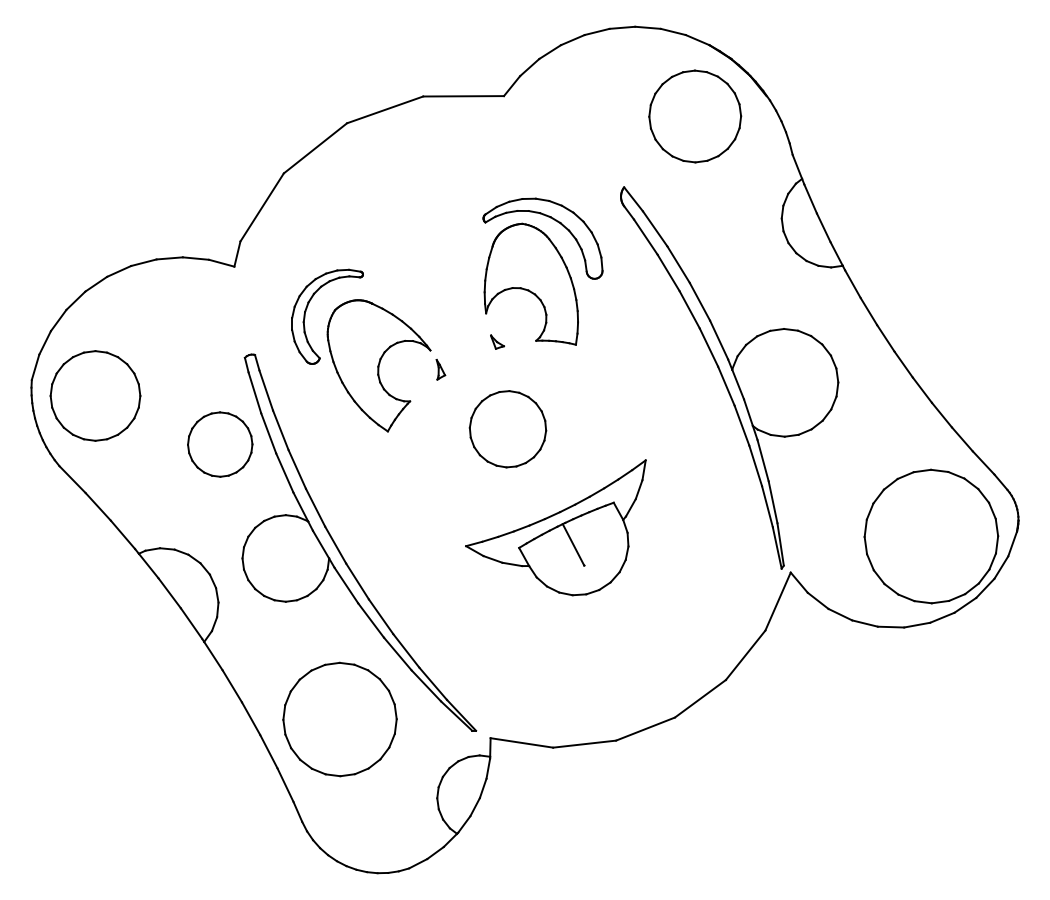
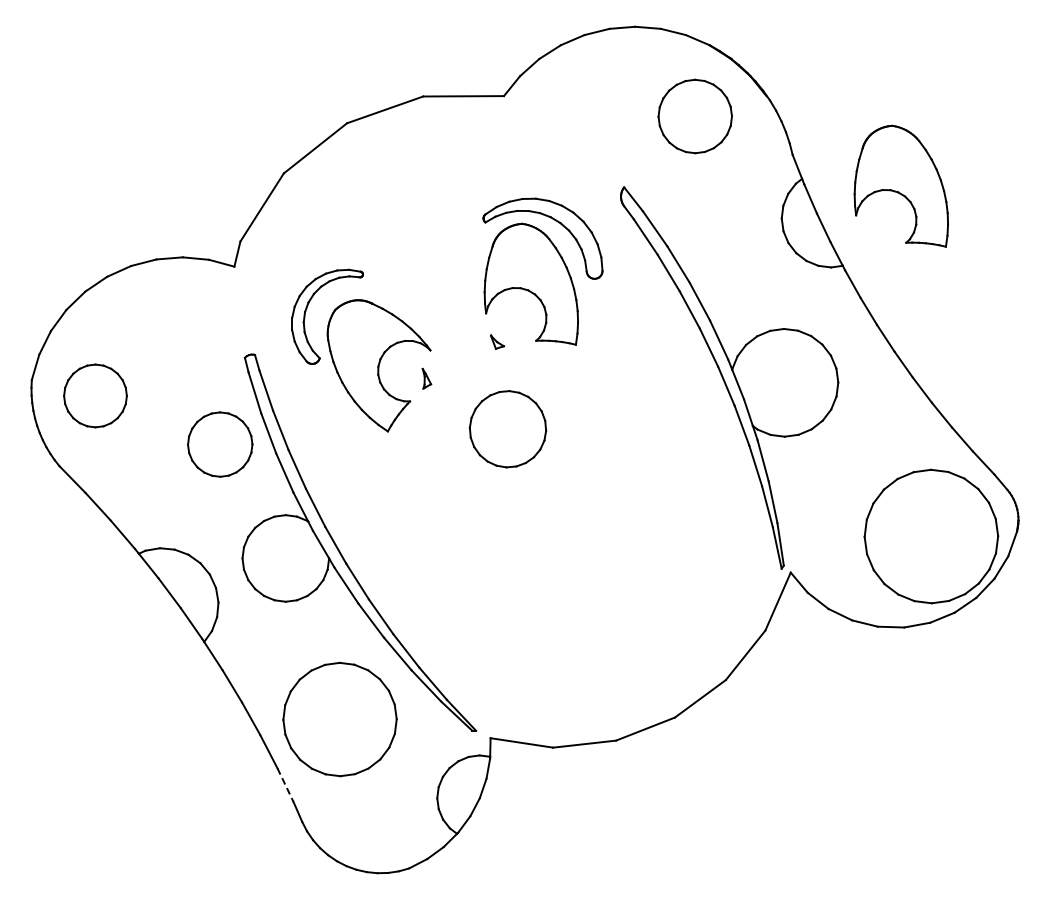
part size: 95x95 px -> 76x77 px (694, 116)
part: none -> present (900, 185)
part position: (440, 369) -> (426, 378) (426, 378)
part size: 93x92 px -> 65x66 px (95, 395)
part: present -> none (555, 527)
line: solid -> dashed (285, 785)
